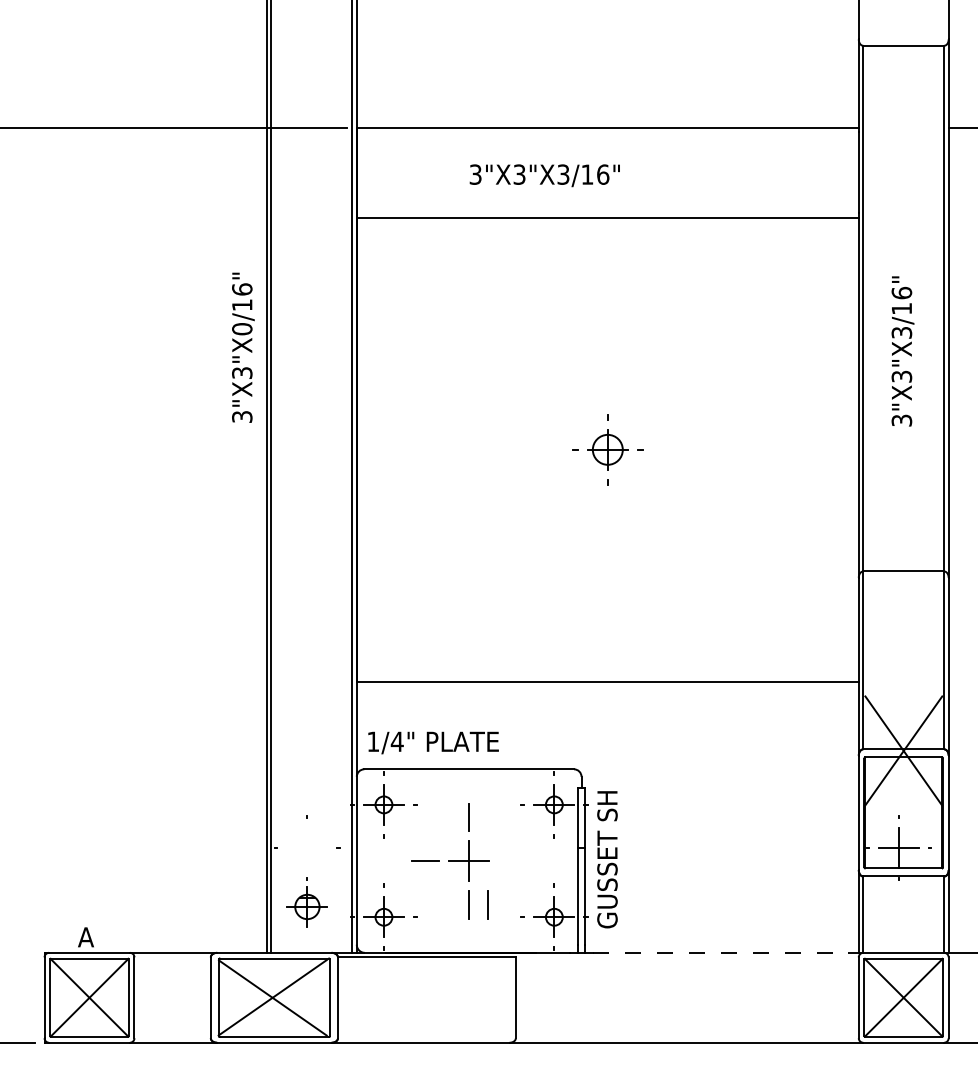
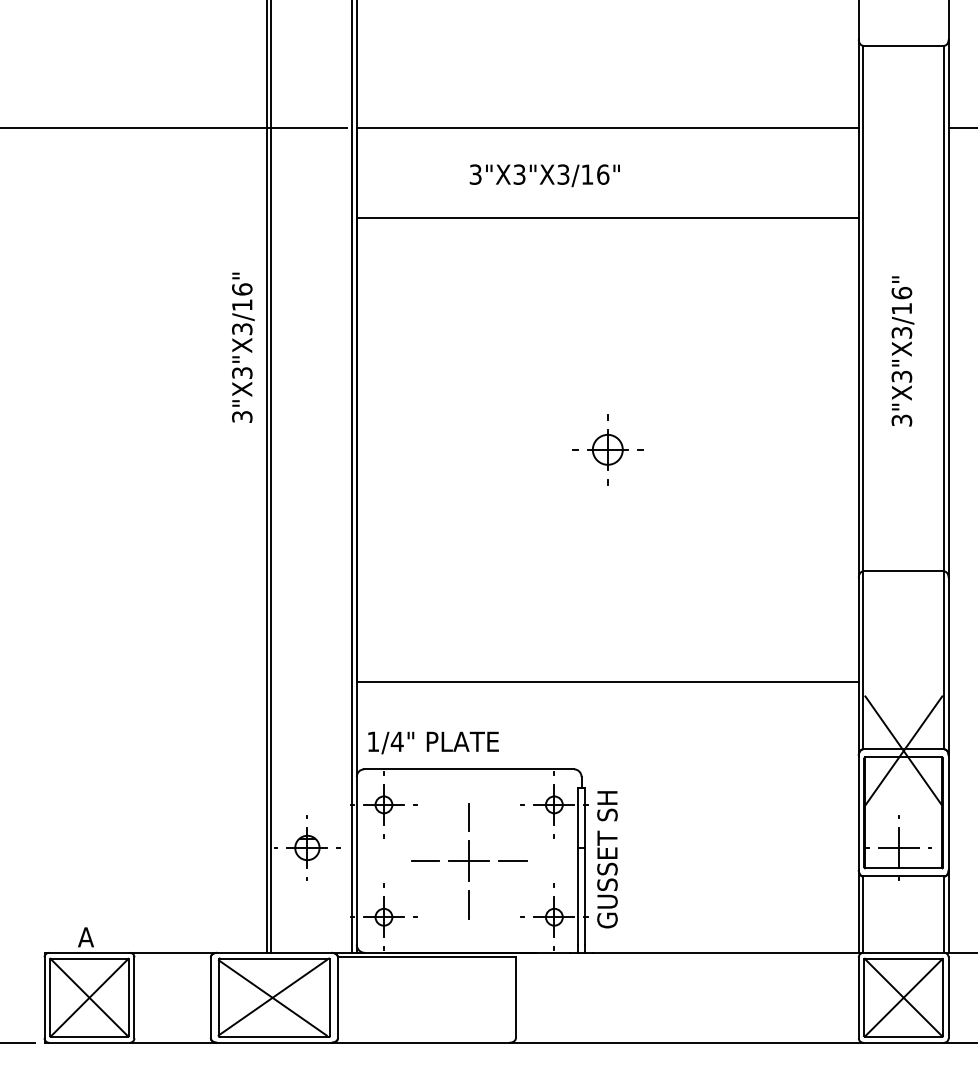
text: 3"X3"X0/16" -> 3"X3"X3/16" (242, 329)
line: none -> present (512, 861)
line: present -> none (487, 904)
part position: (306, 906) -> (306, 847) (306, 847)
line: dashed -> solid (726, 952)
